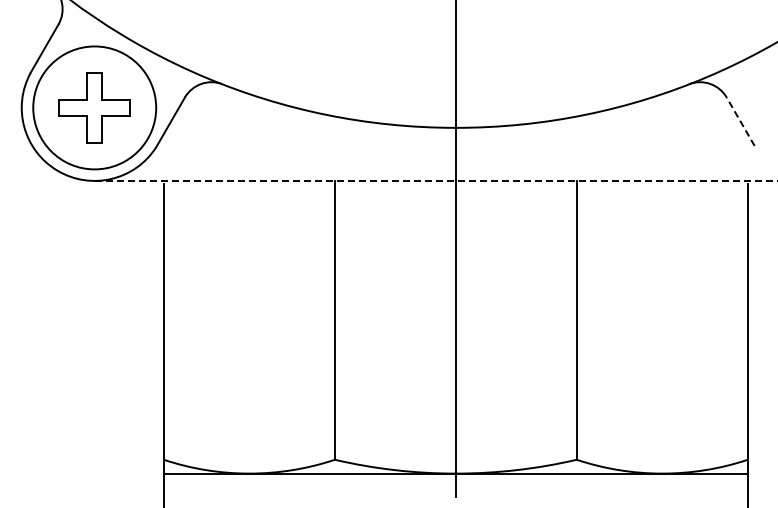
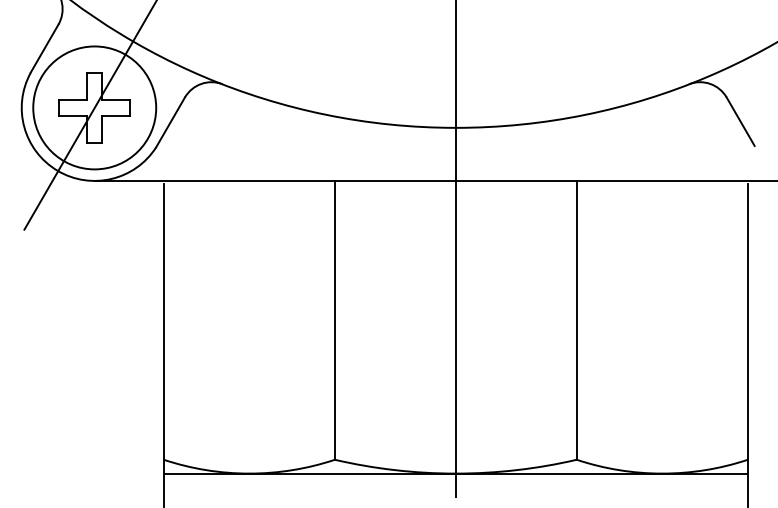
line: none -> present (89, 116)
line: dashed -> solid (740, 121)
line: dashed -> solid (436, 180)
